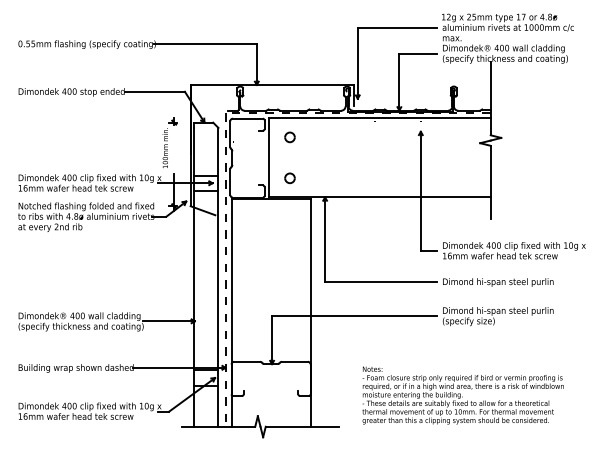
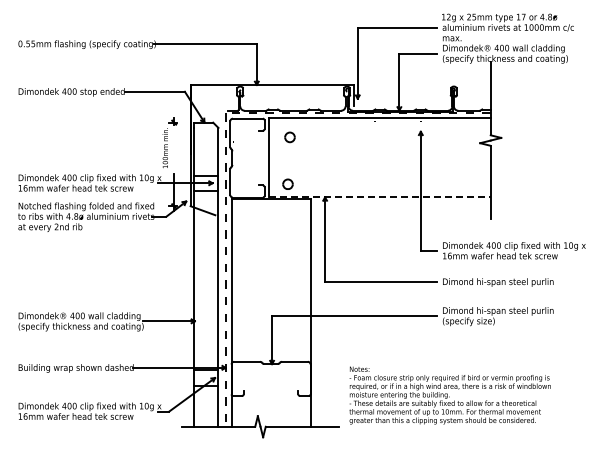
part position: (289, 178) -> (287, 184) (287, 184)
line: solid -> dashed (379, 197)
text position: (462, 395) -> (449, 395) (449, 395)
